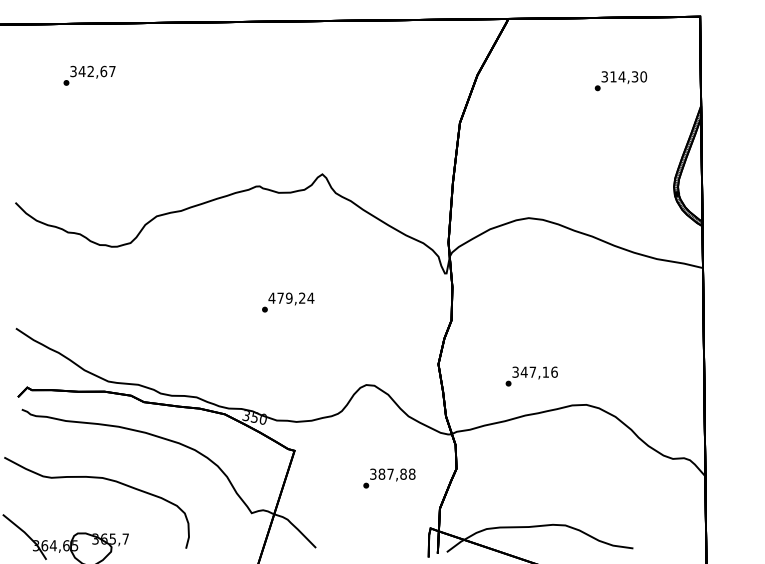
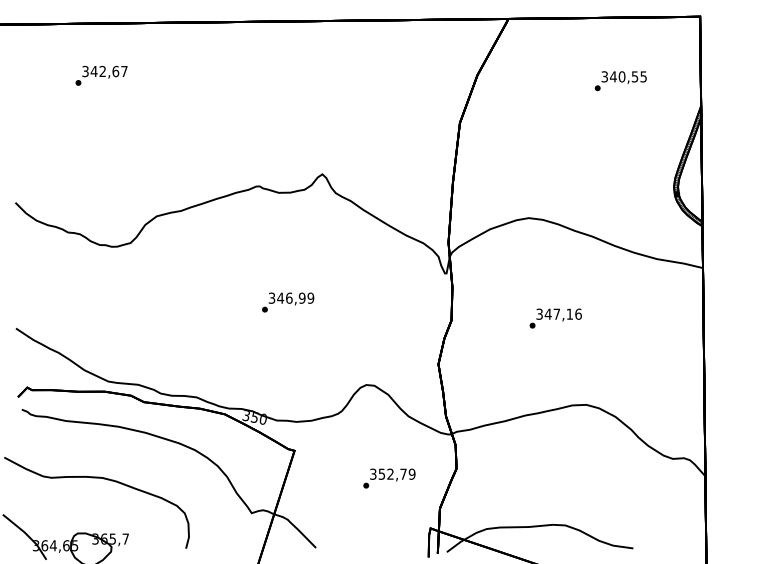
text position: (89, 75) -> (101, 75) (101, 75)
text: 314,30 -> 340,55 (628, 76)
text: 479,24 -> 346,99 (291, 297)
text position: (531, 376) -> (555, 318) (555, 318)
text: 387,88 -> 352,79 (396, 473)
